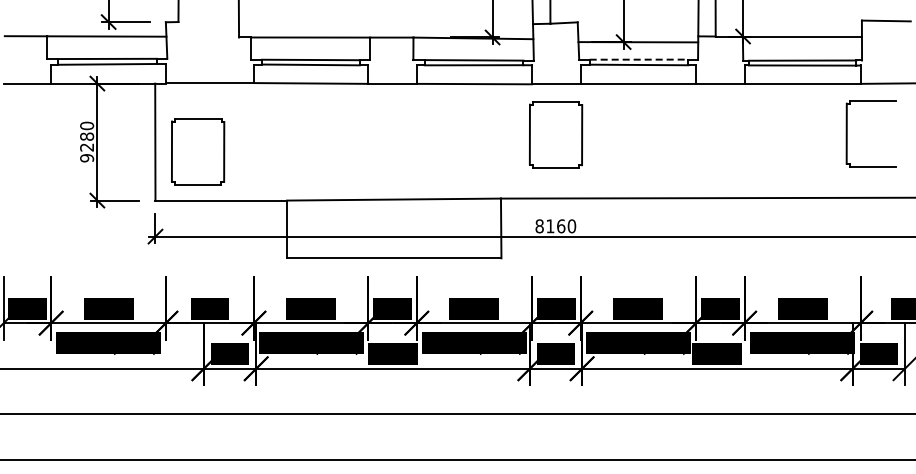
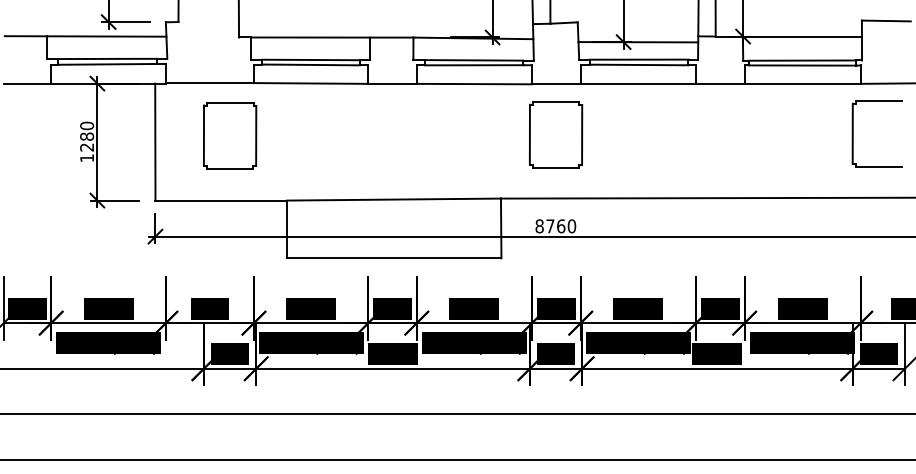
line: dashed -> solid (639, 59)
part position: (847, 133) -> (853, 133) (853, 133)
part position: (198, 151) -> (230, 135) (230, 135)
text: 9280 -> 1280 (87, 158)
text: 8160 -> 8760 (550, 226)
